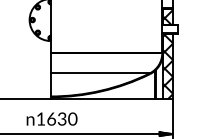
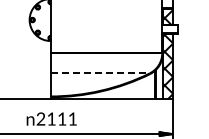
line: solid -> dashed (100, 73)
text: 1630 -> 2111 (56, 118)
